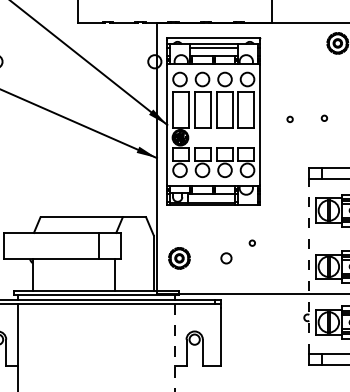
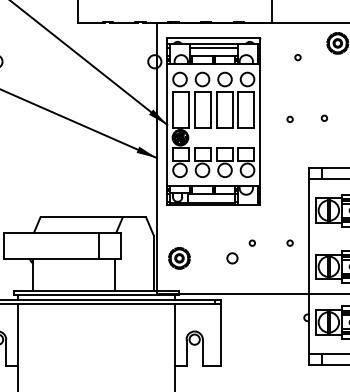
circle: none -> present (297, 57)
circle: none -> present (289, 242)
circle position: (226, 258) -> (232, 258) (232, 258)
line: dashed -> solid (309, 266)
line: dashed -> solid (175, 348)
